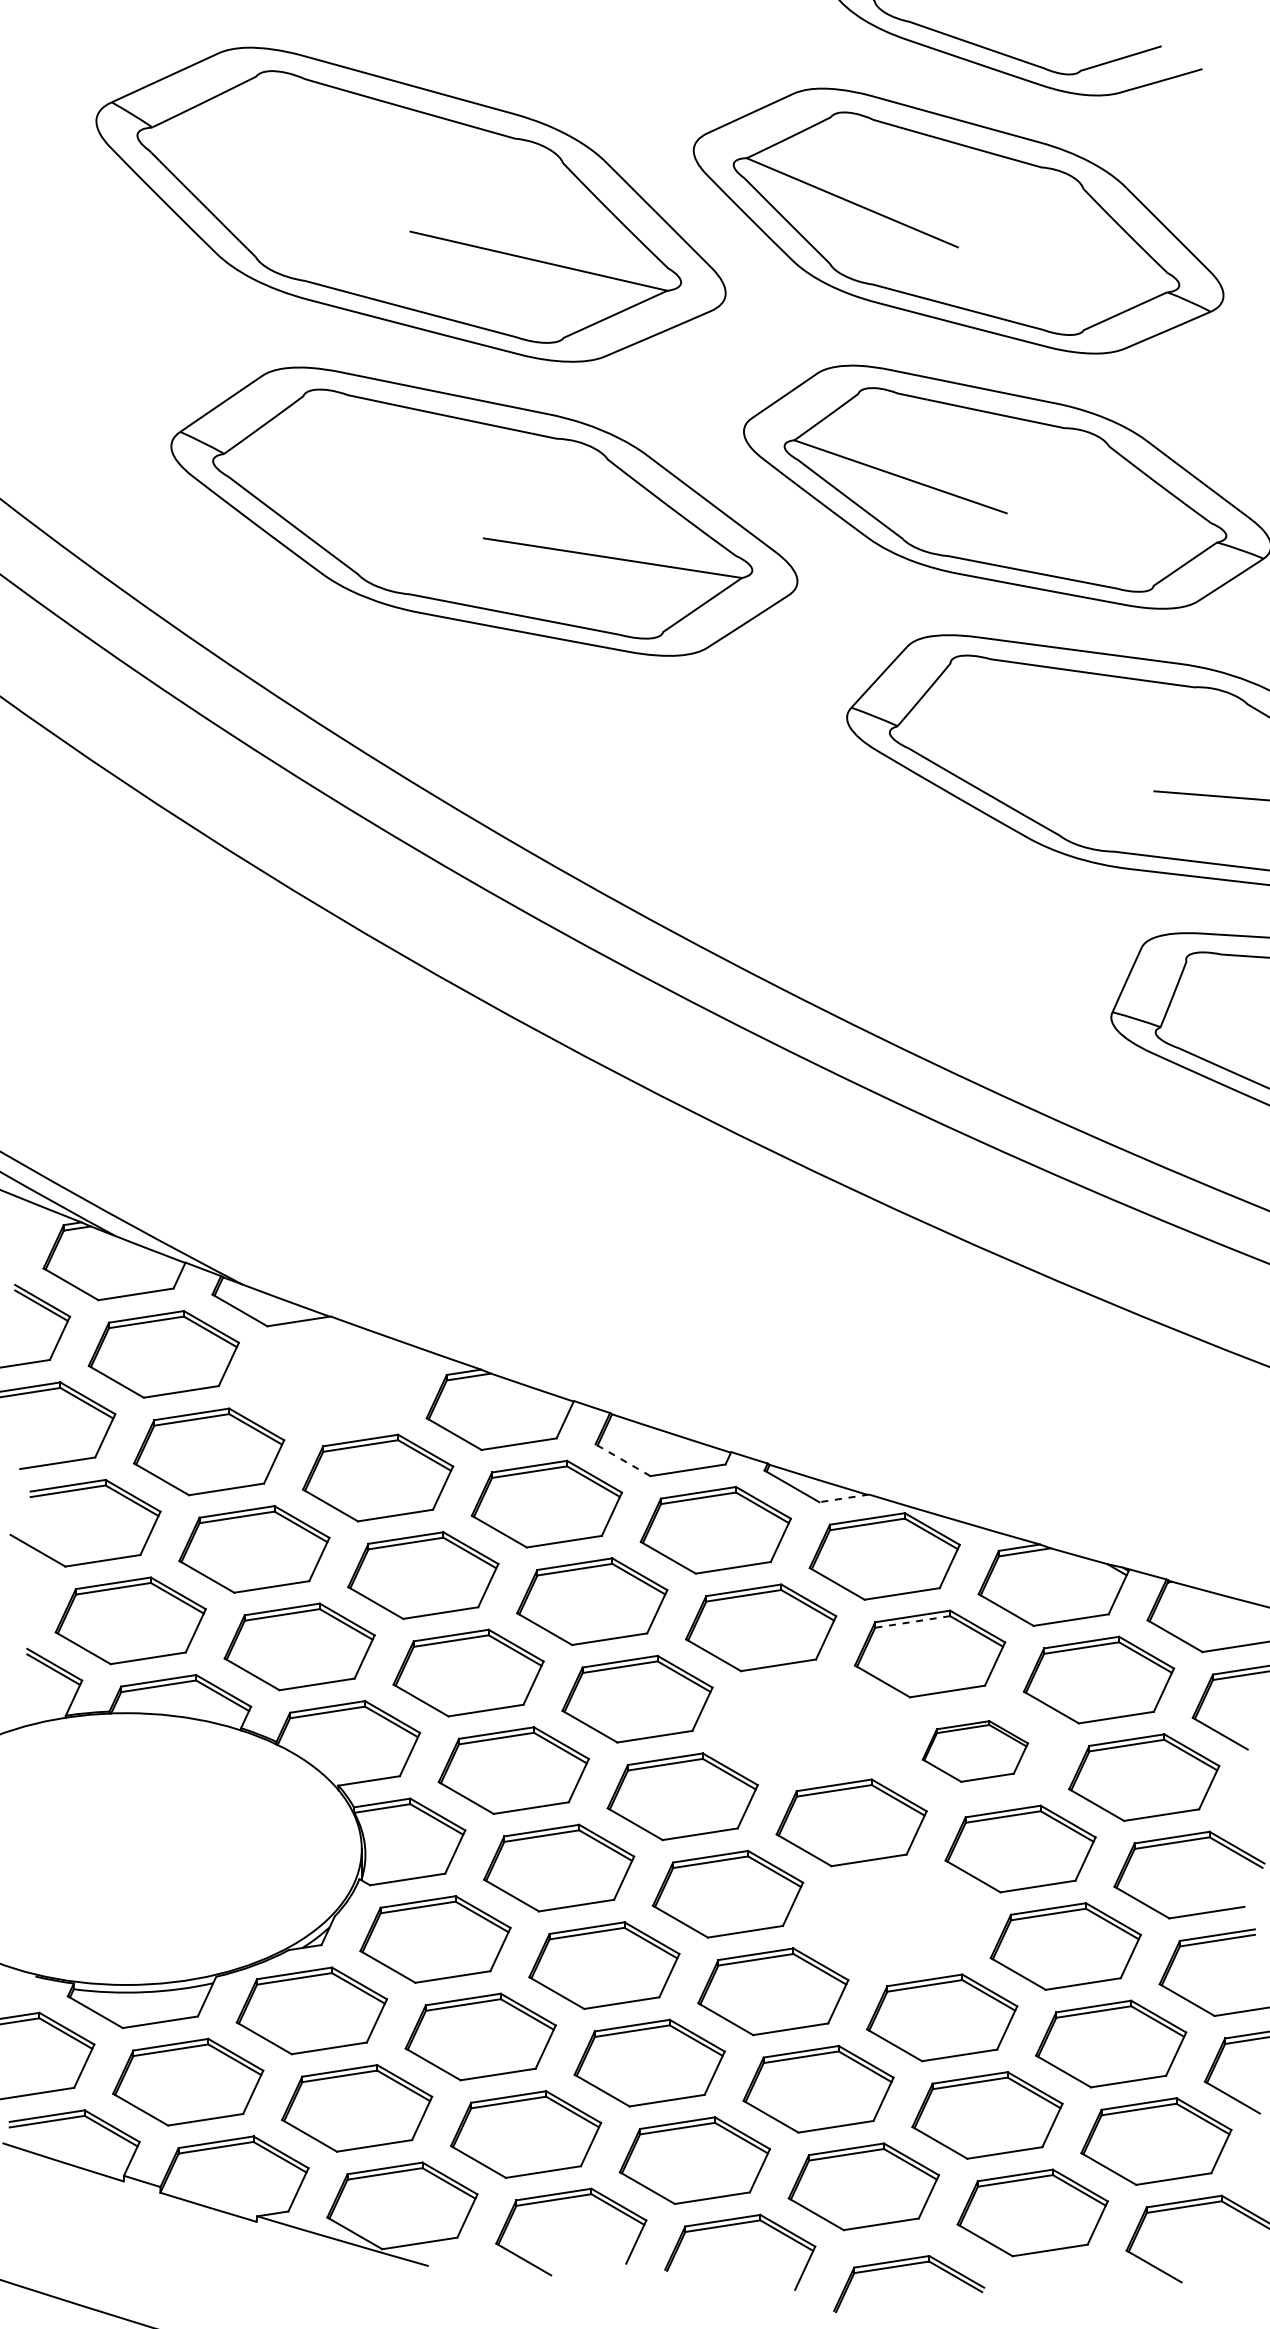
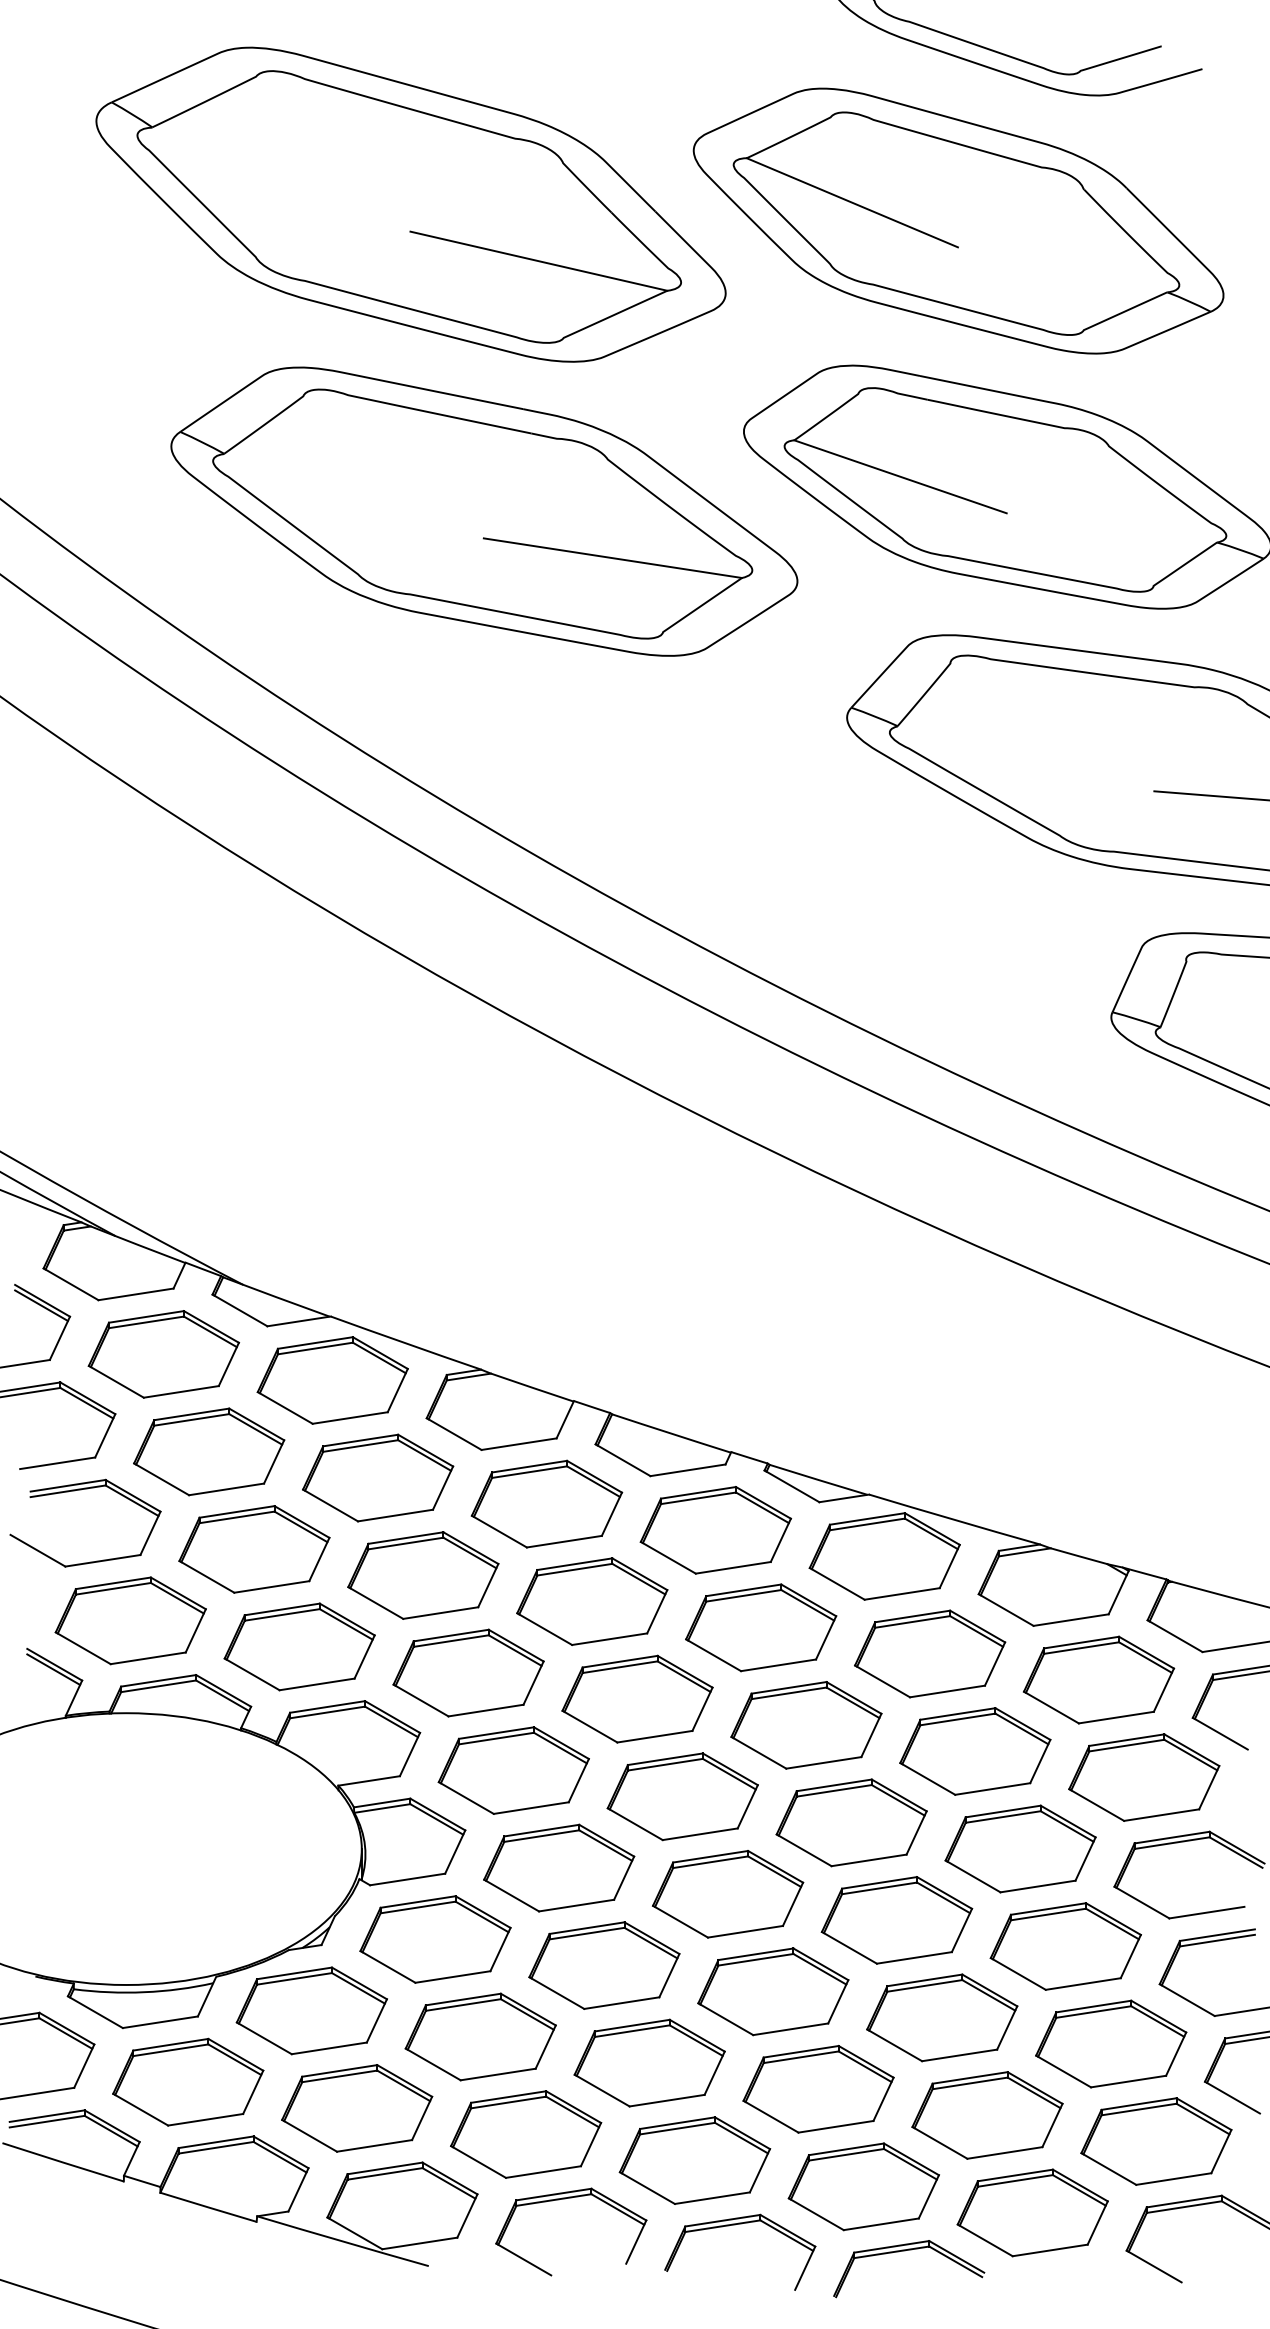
part: none -> present (332, 1380)
line: dashed -> solid (623, 1460)
line: dashed -> solid (843, 1498)
line: dashed -> solid (912, 1621)
part: none -> present (806, 1725)
part size: 108x63 px -> 153x89 px (975, 1751)
part: none -> present (896, 1920)
part position: (905, 2266) -> (905, 2251) (905, 2251)
